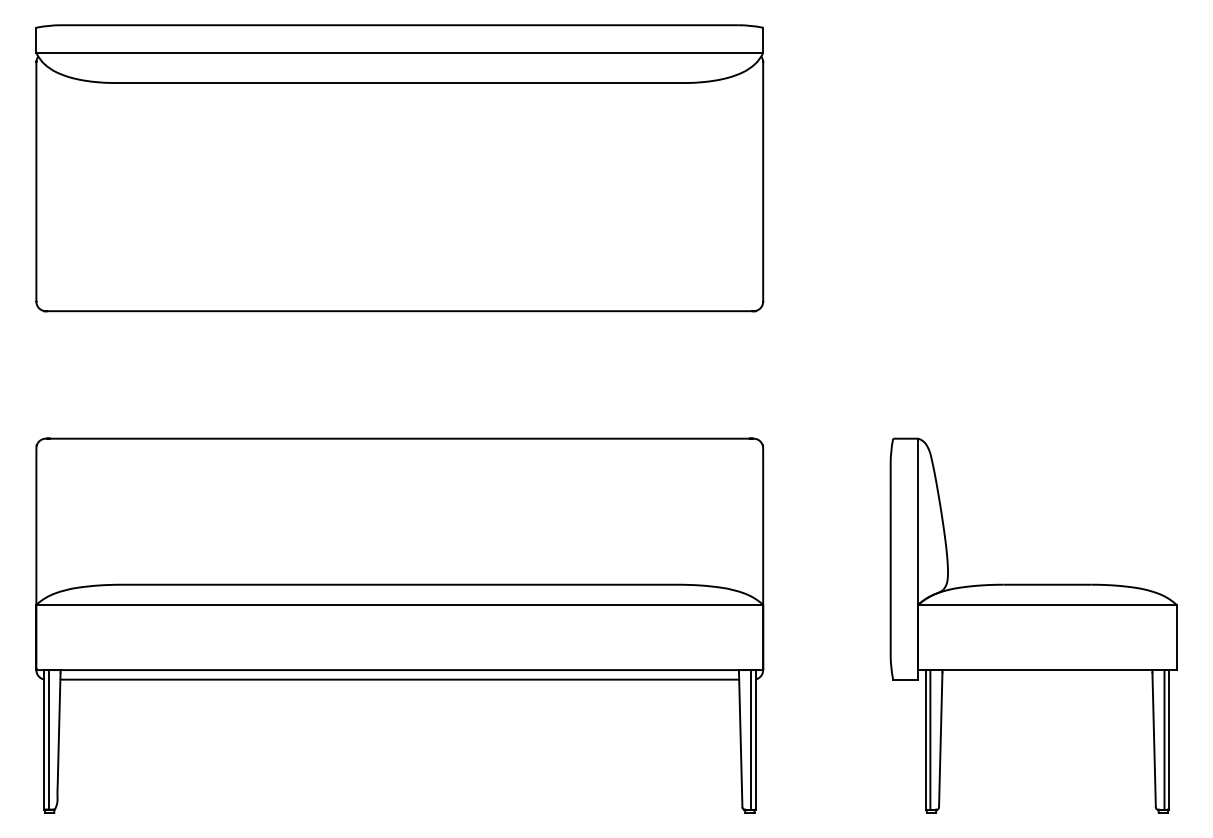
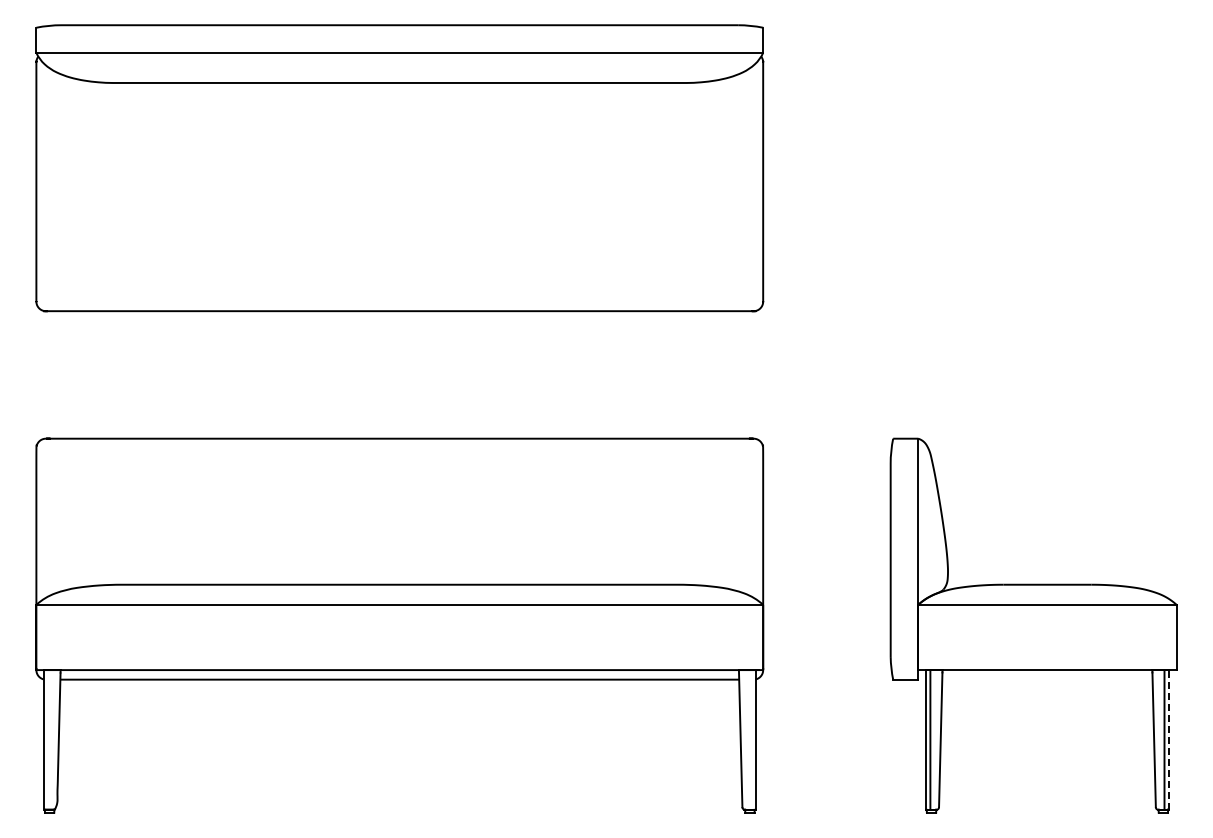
line: present -> none (48, 739)
line: present -> none (751, 739)
line: solid -> dashed (1169, 739)
